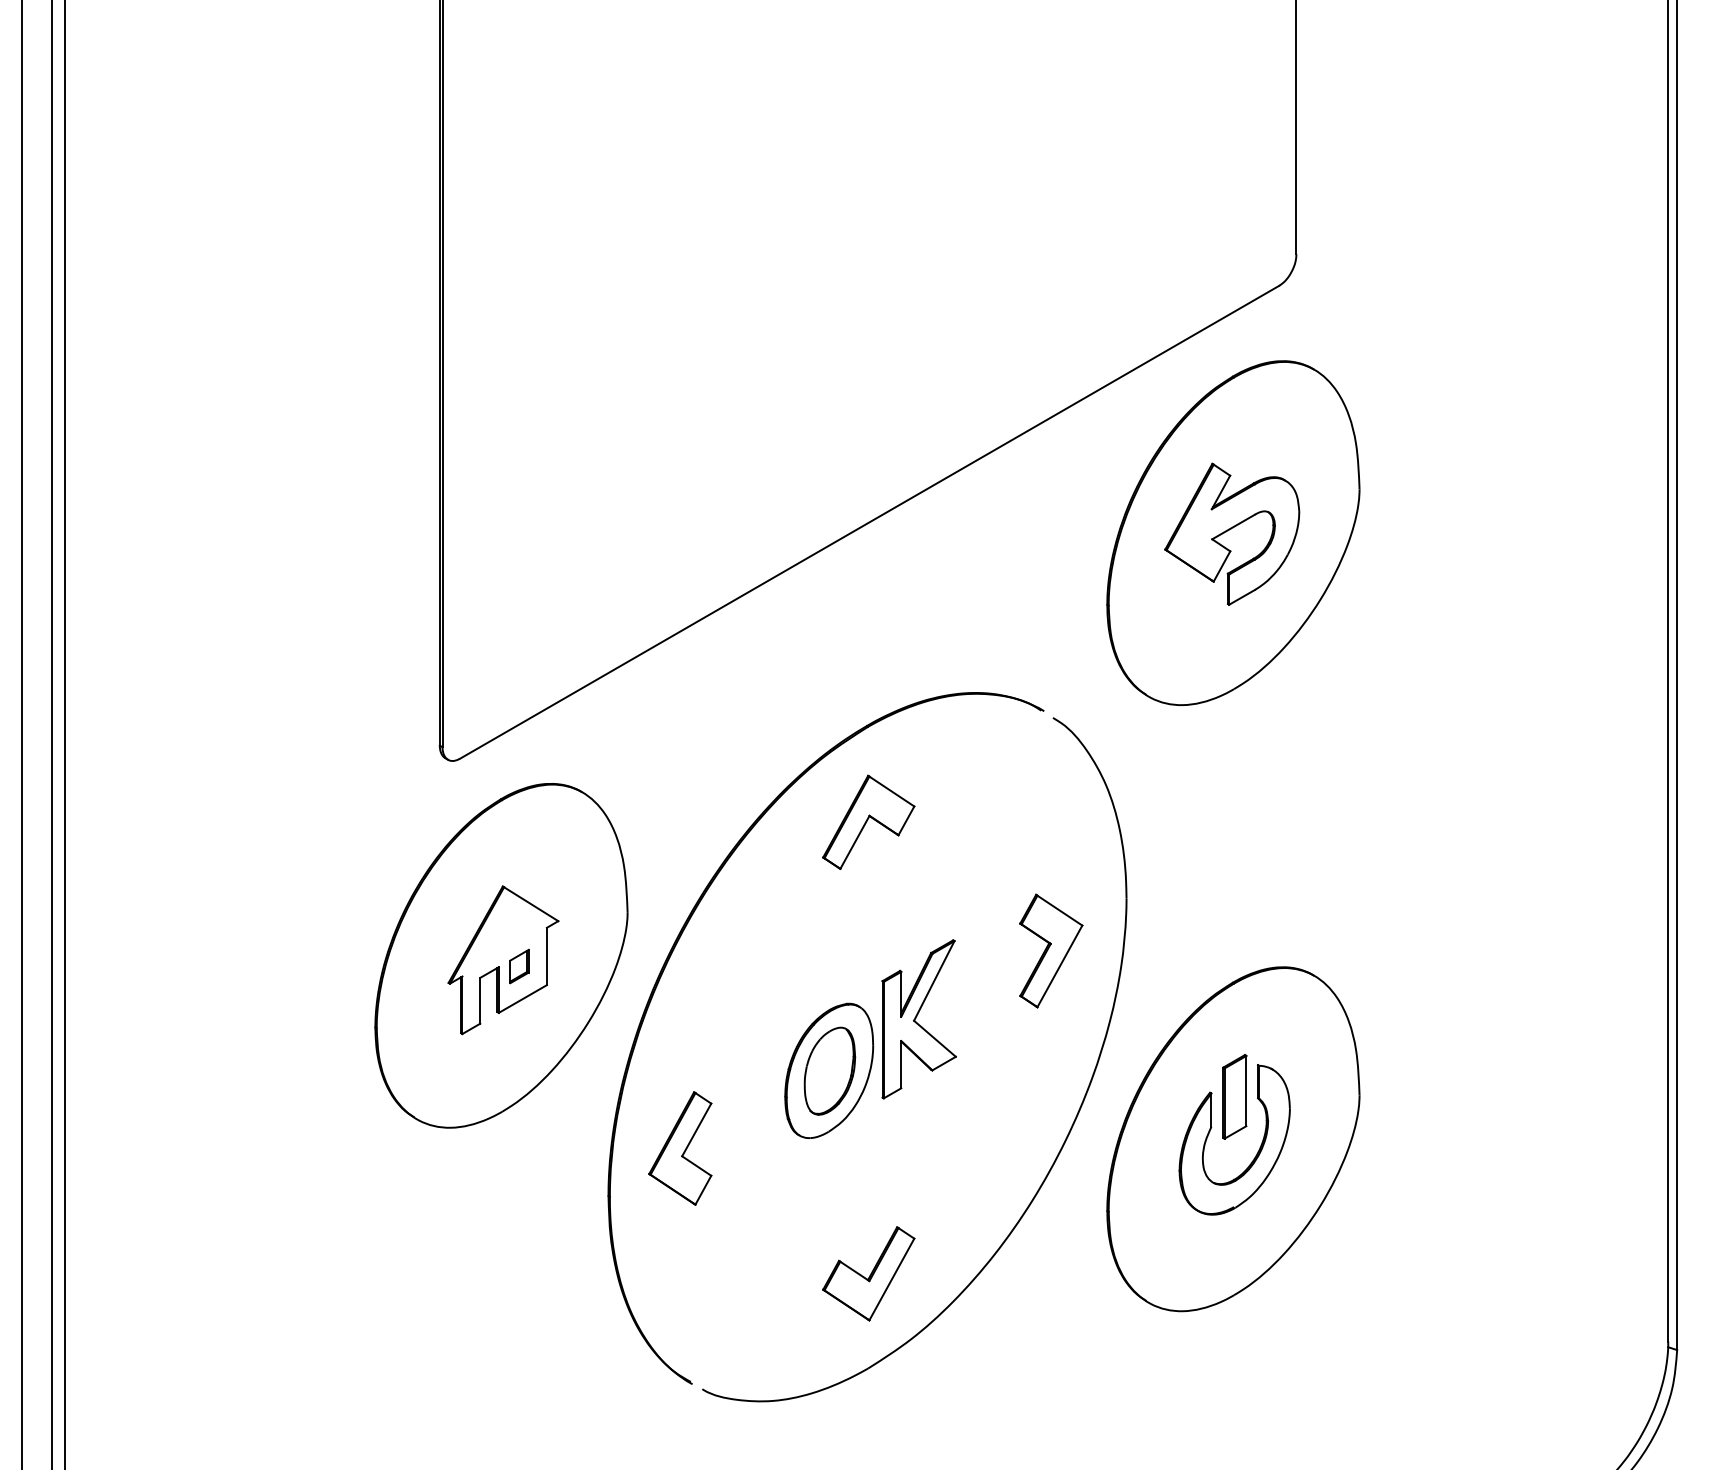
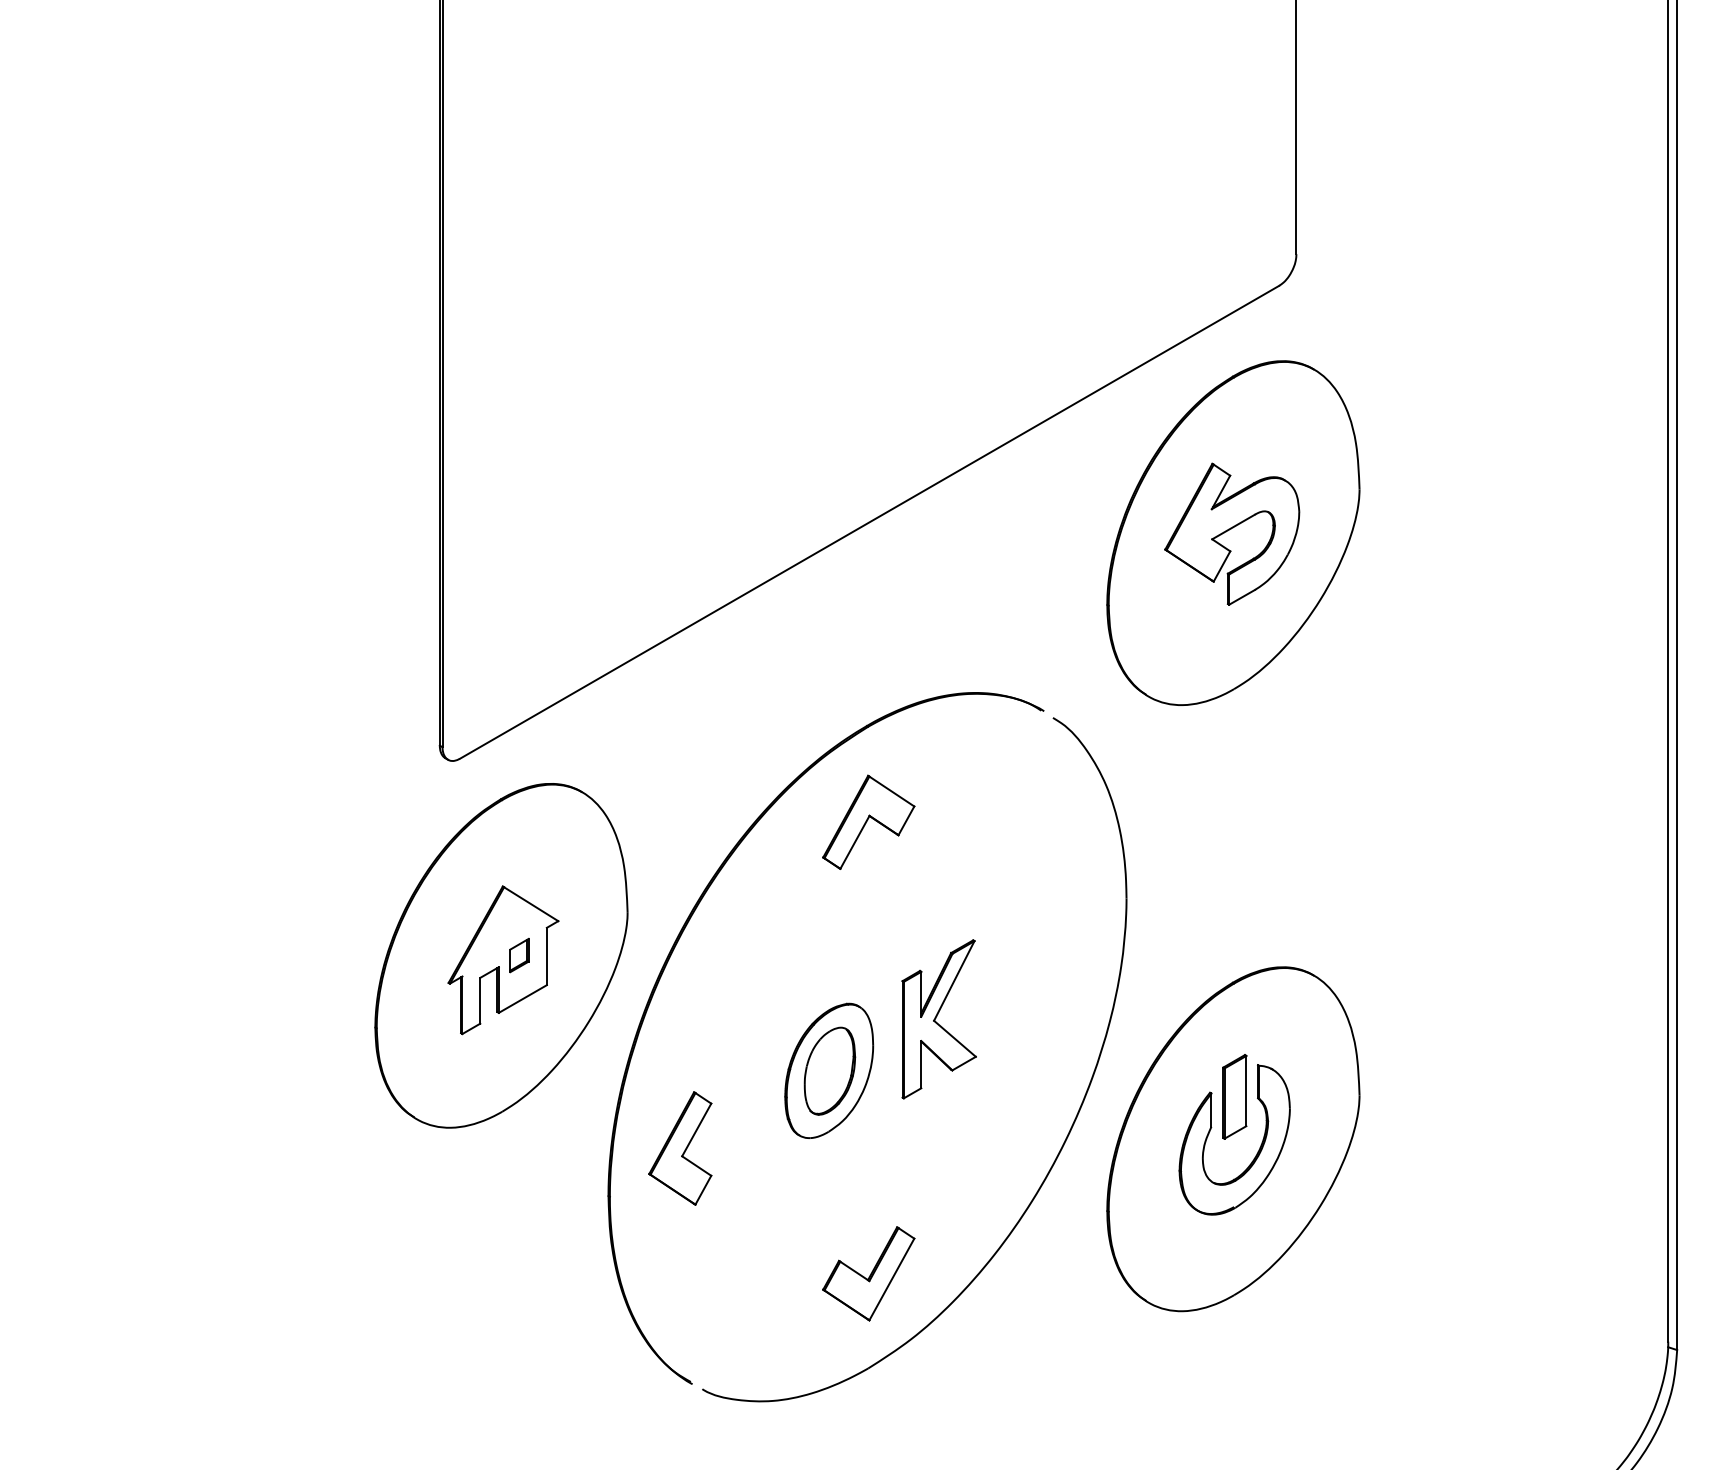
line: present -> none (21, 734)
line: present -> none (51, 734)
line: present -> none (65, 734)
part: present -> none (1051, 950)
part position: (519, 966) -> (519, 955) (519, 955)
part position: (918, 1019) -> (938, 1019) (938, 1019)
